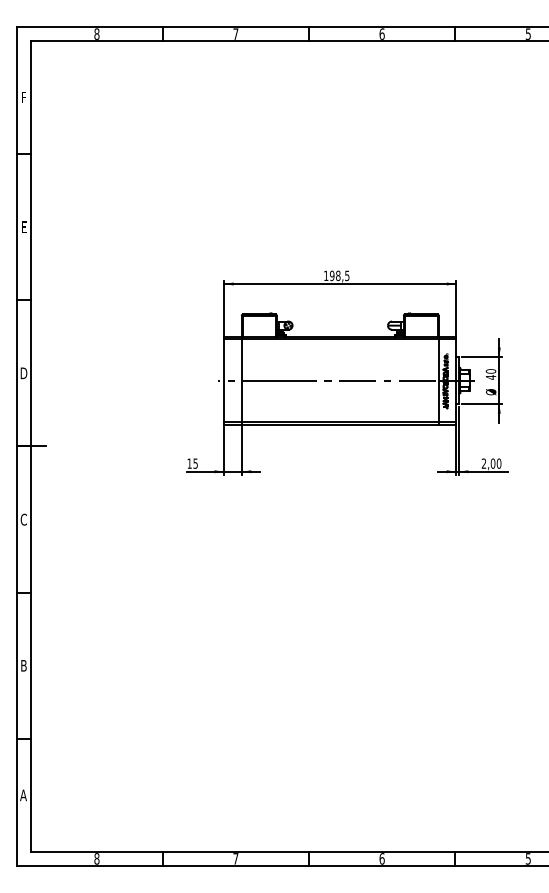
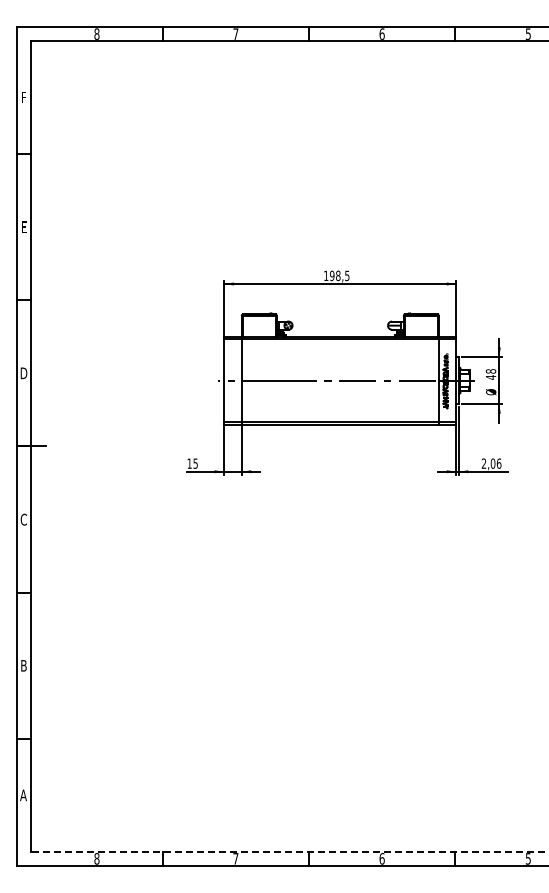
text: 40 -> 48 (490, 371)
text: 2,00 -> 2,06 (499, 463)
line: solid -> dashed (289, 851)
